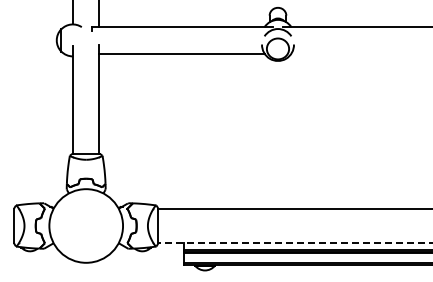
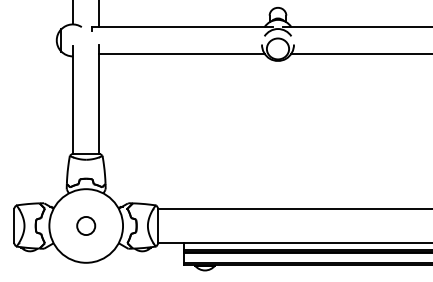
line: none -> present (360, 53)
circle: none -> present (86, 225)
line: dashed -> solid (295, 242)
